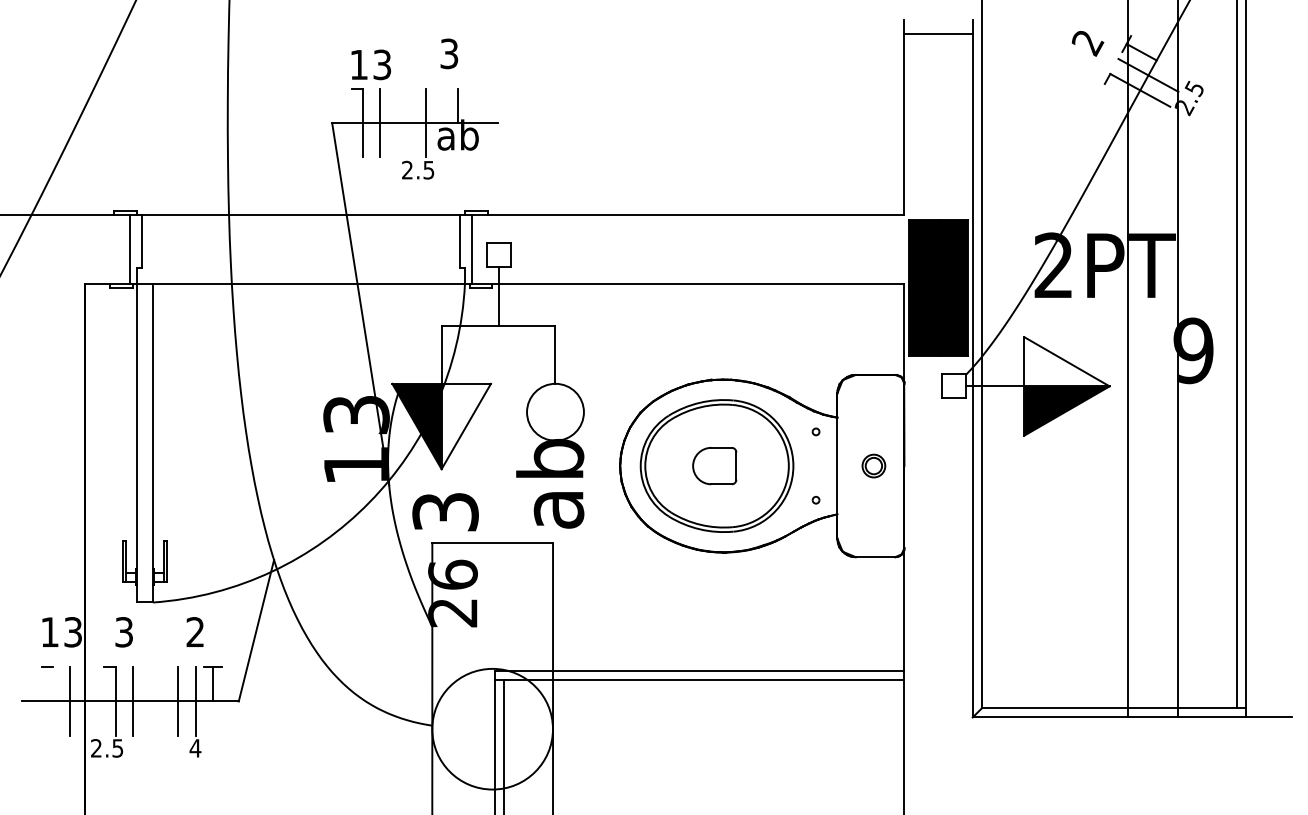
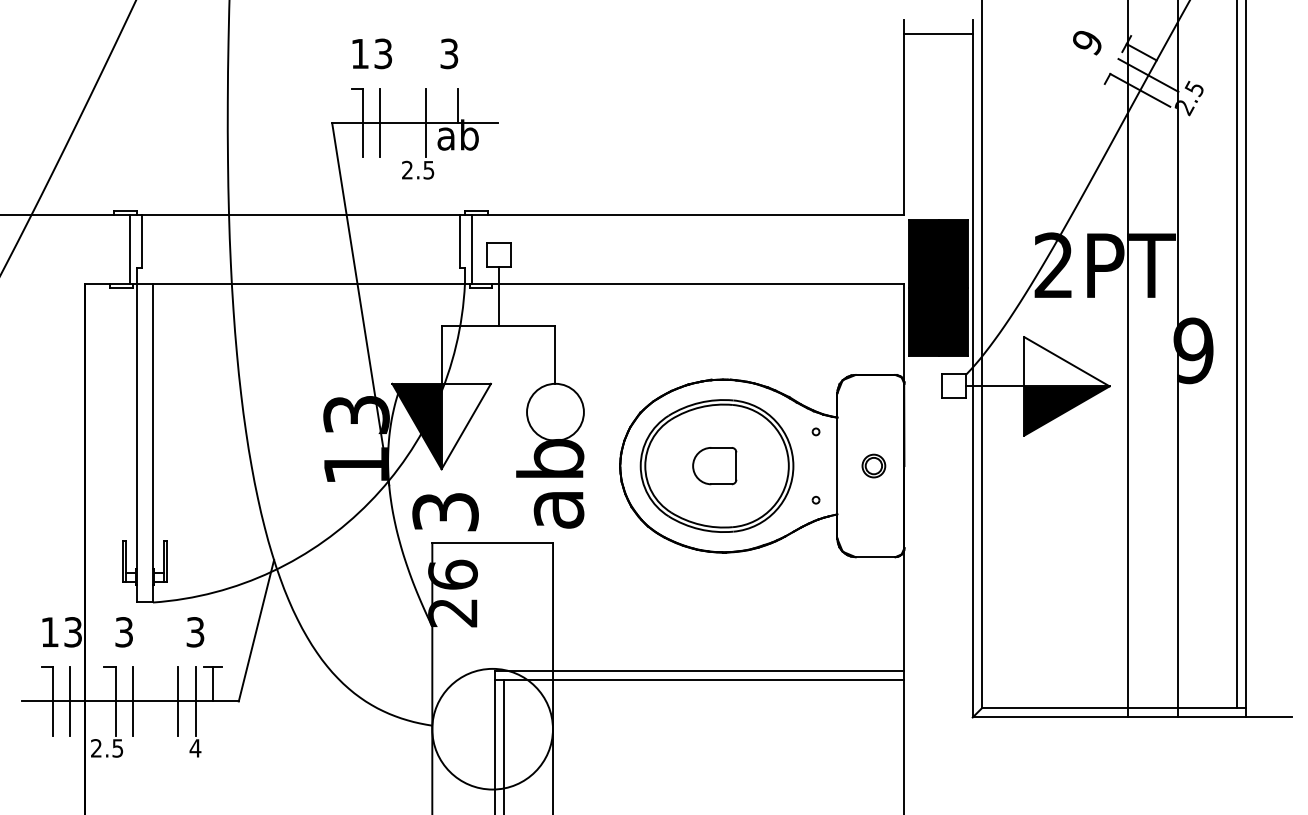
text: 2 -> 9 (1087, 43)
text position: (370, 64) -> (371, 53) (371, 53)
text: 2 -> 3 (195, 632)
line: none -> present (53, 701)
